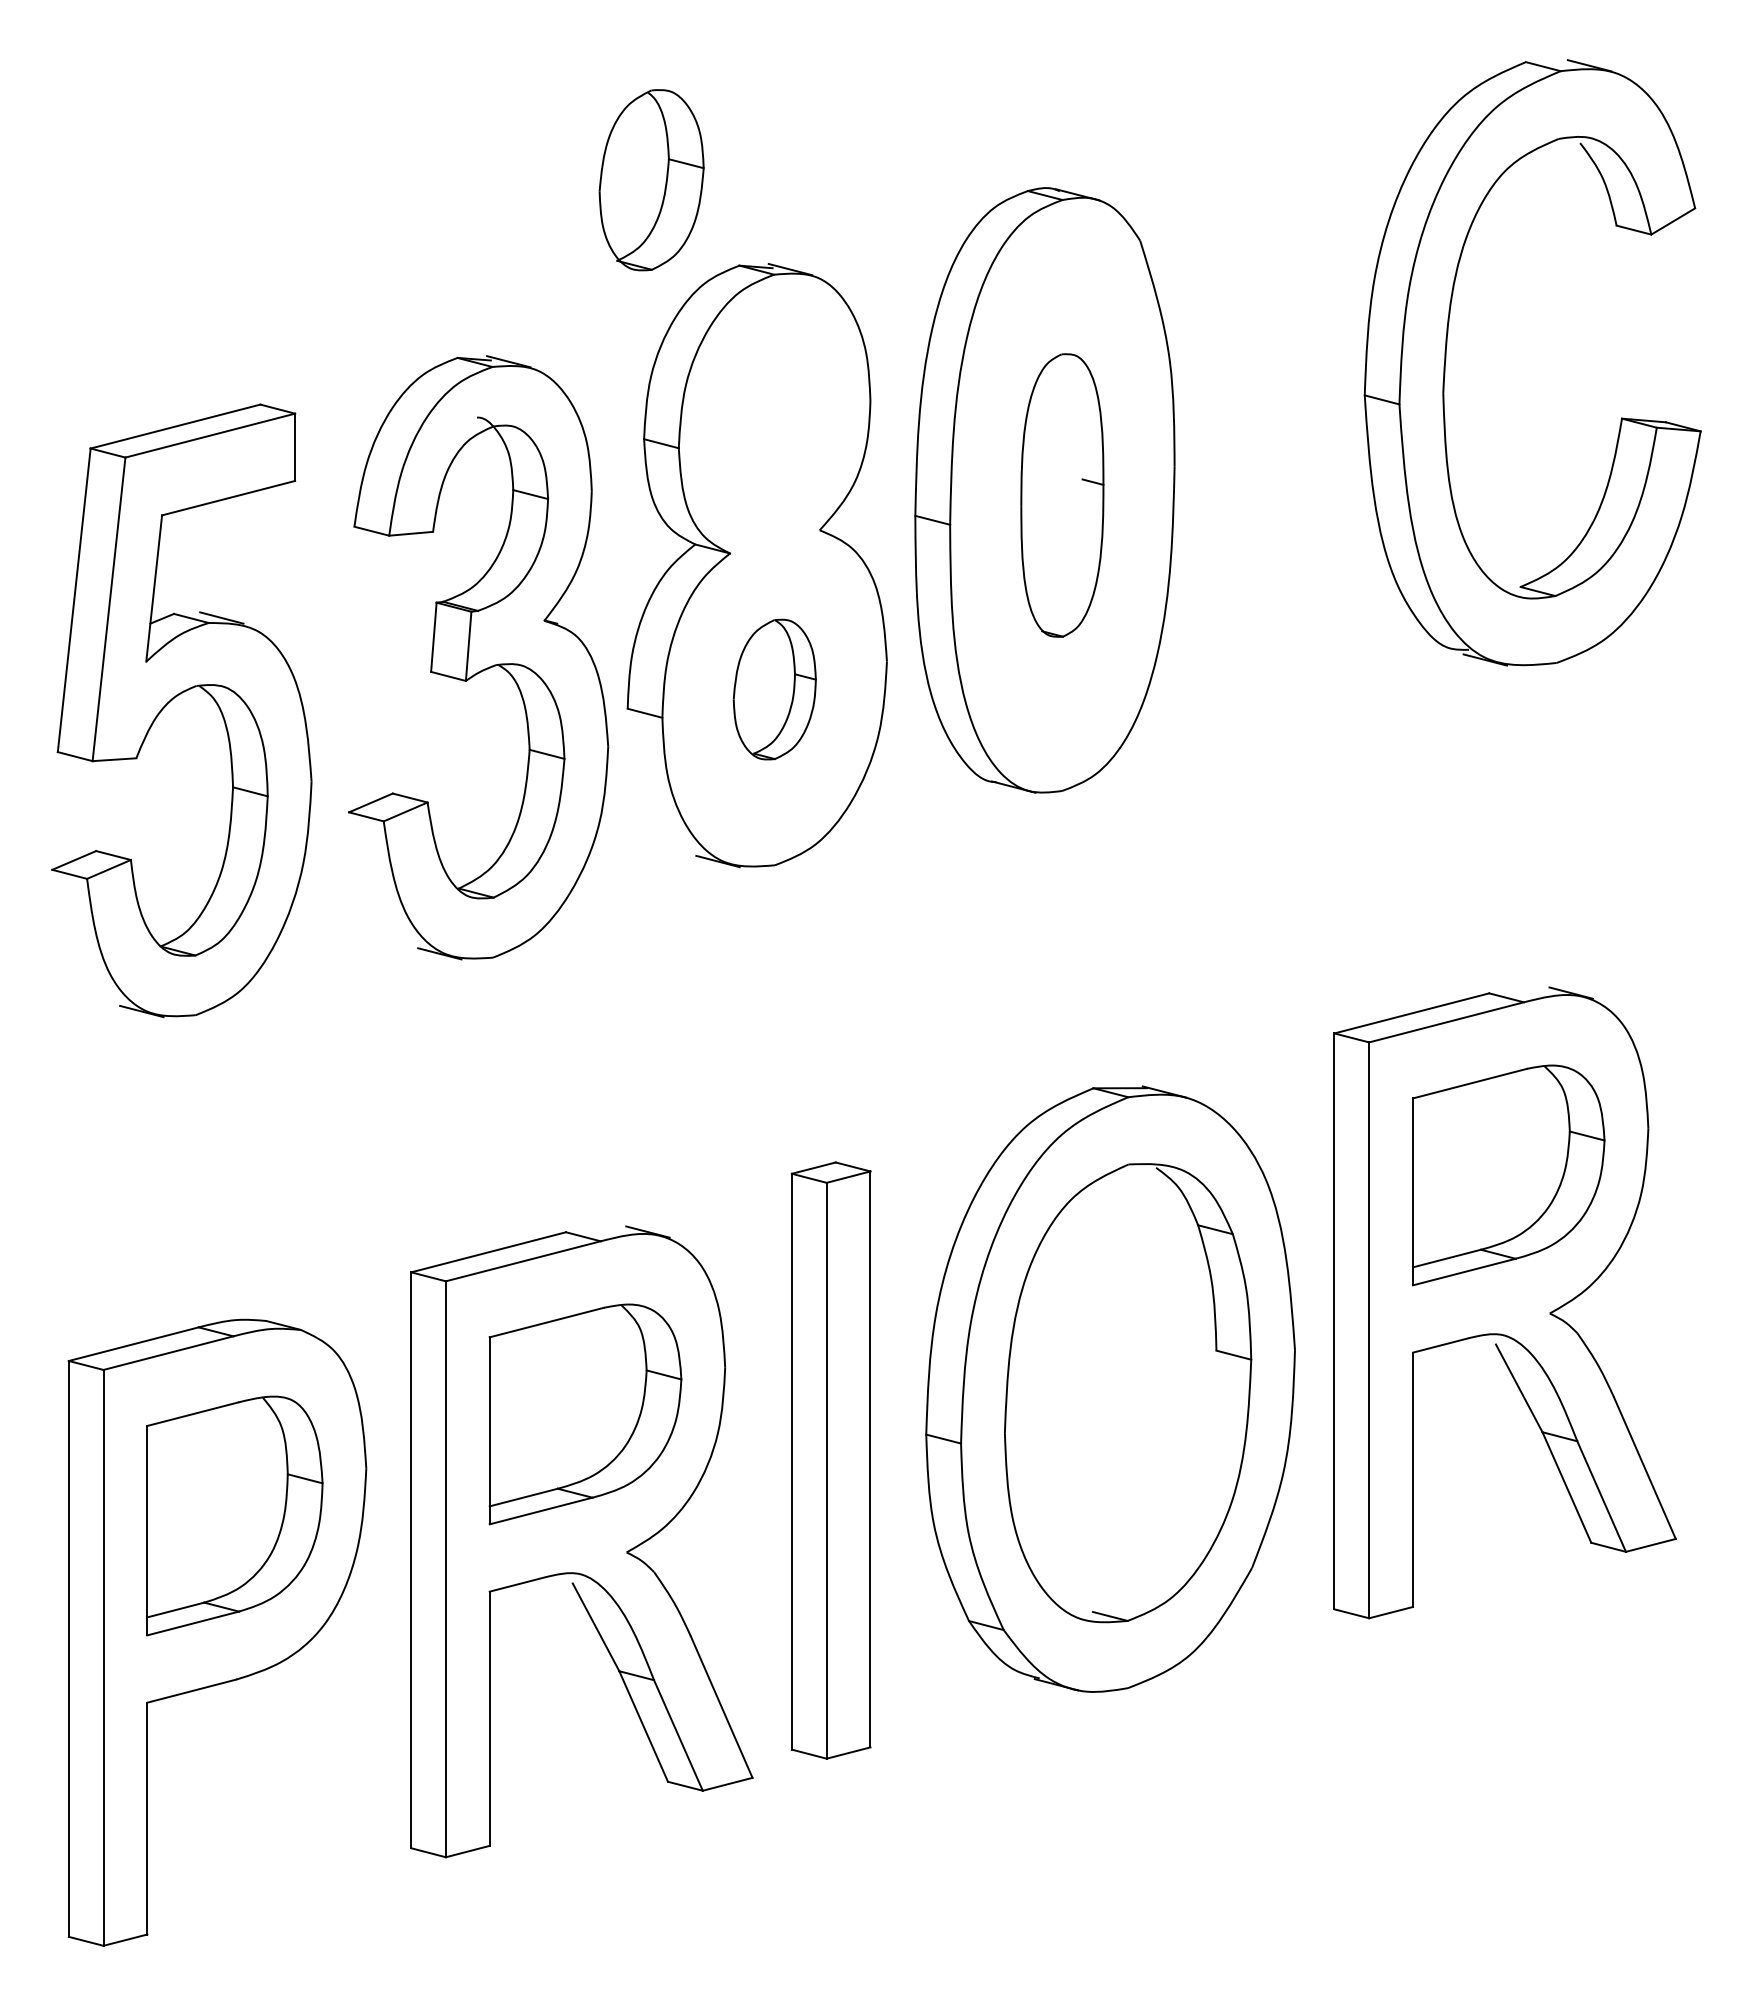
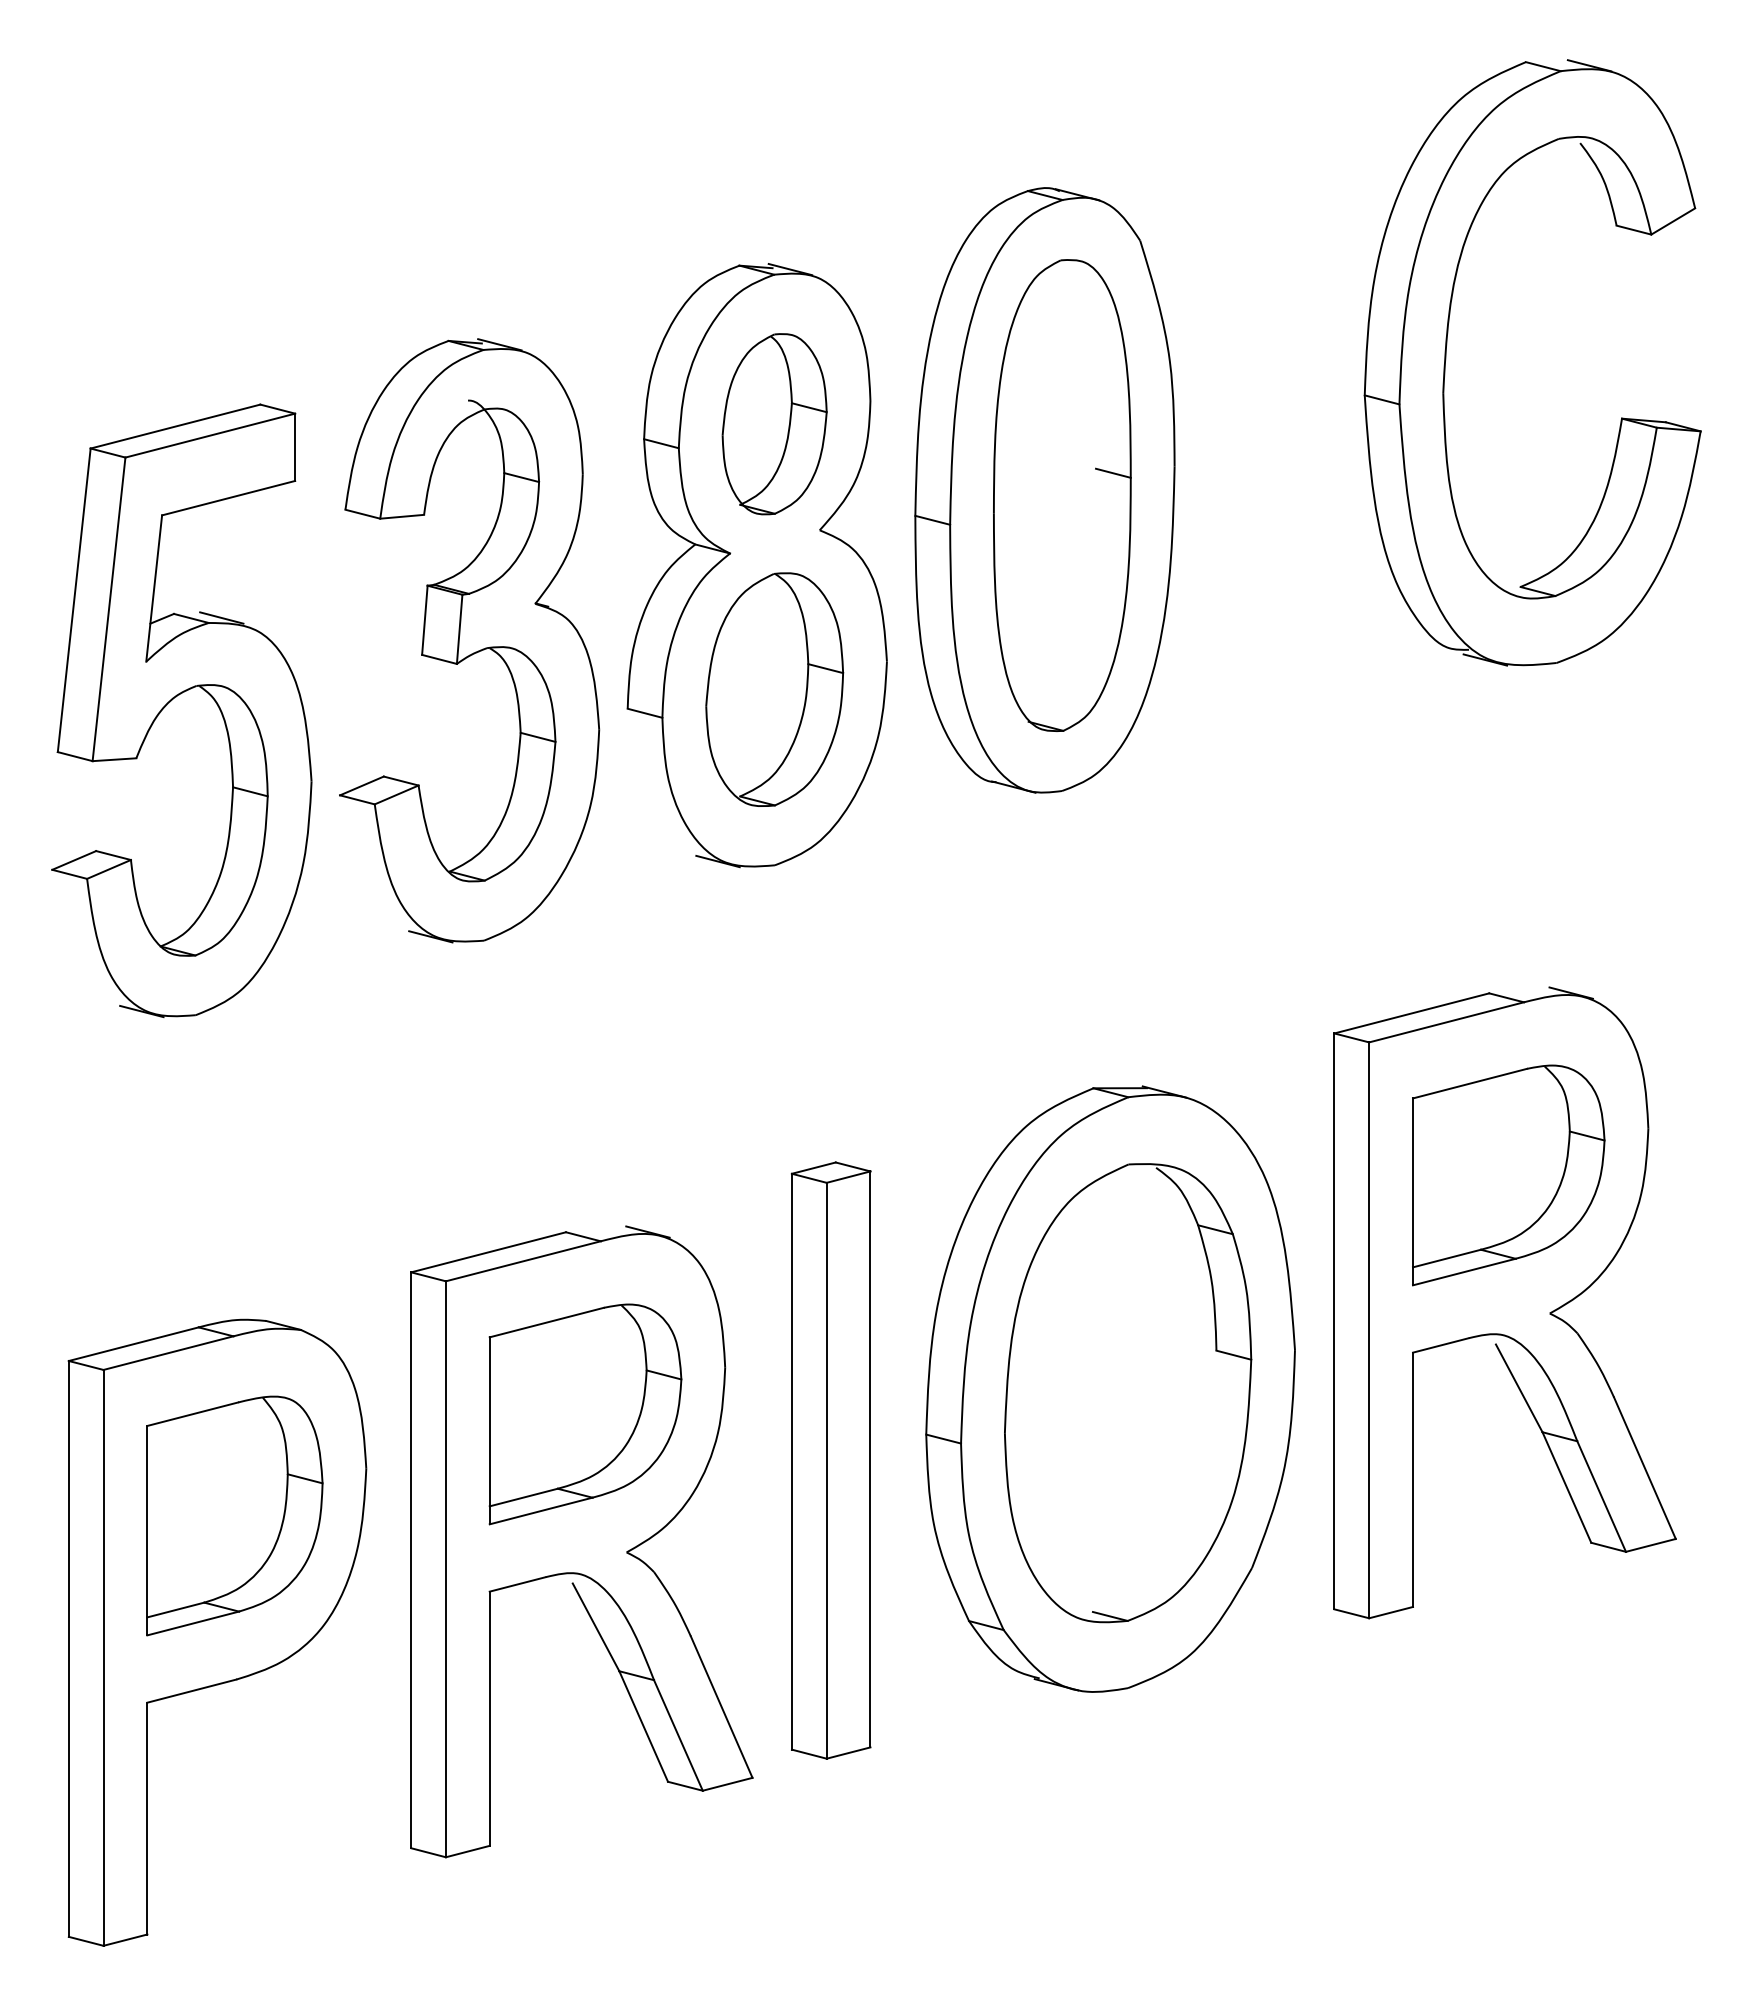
part position: (651, 180) -> (774, 424) (774, 424)
part size: 85x285 px -> 139x473 px (1062, 495)
part position: (478, 657) -> (469, 640) (469, 640)
part size: 85x143 px -> 140x235 px (774, 689)
